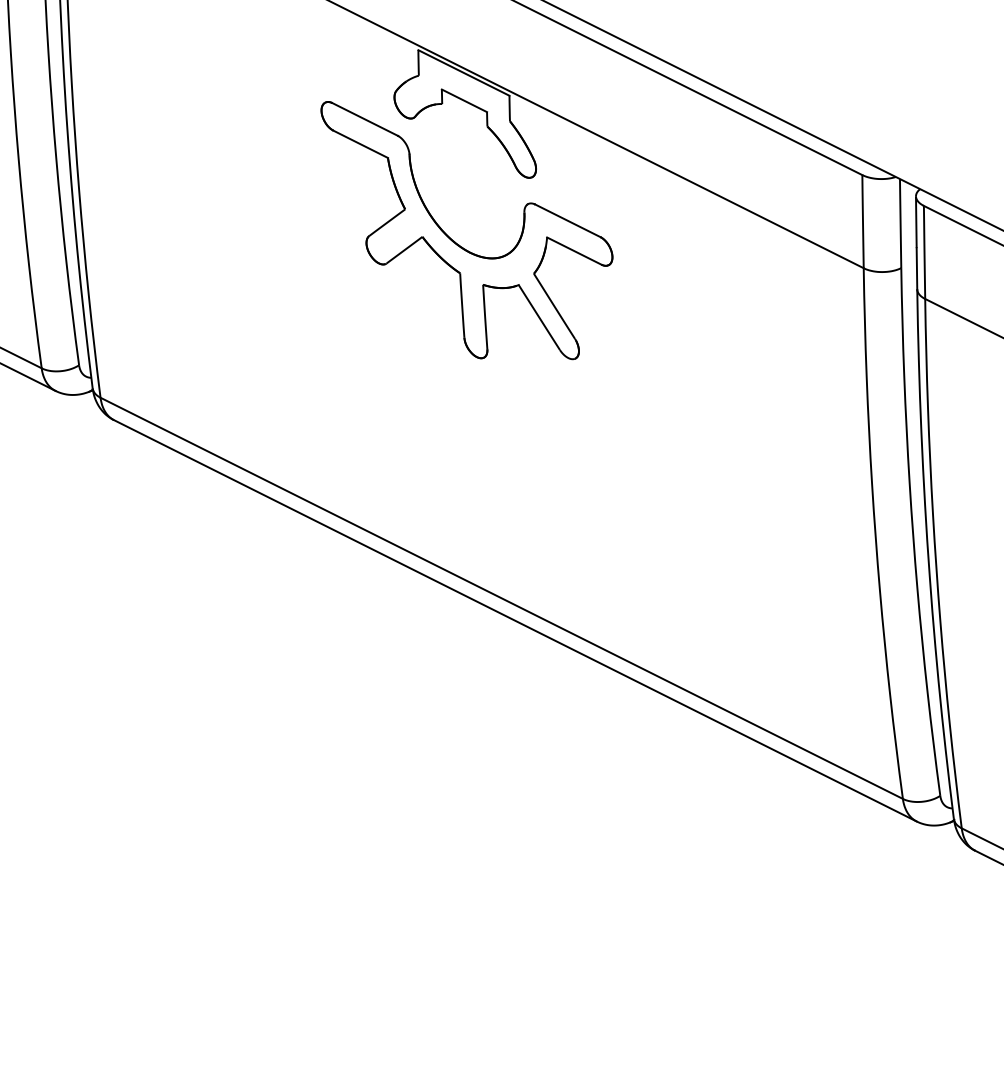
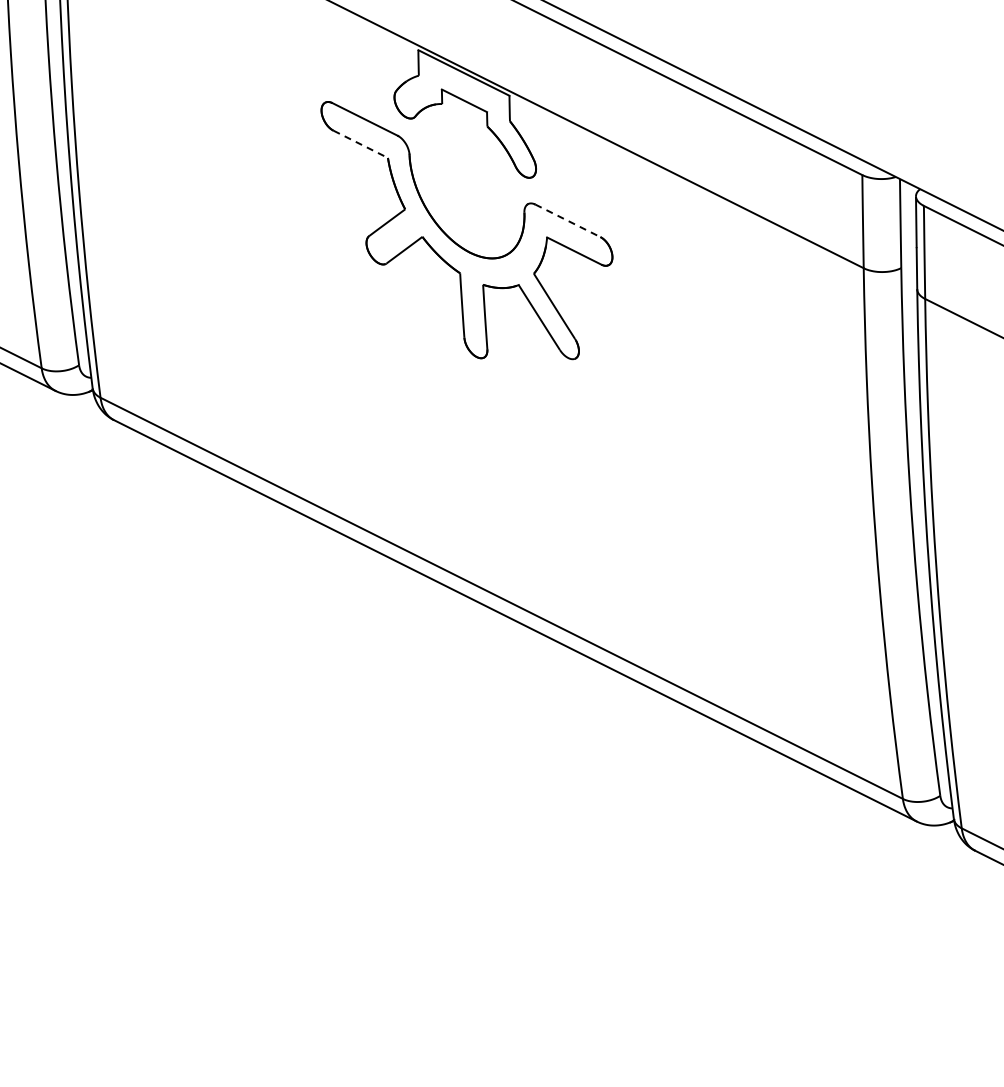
line: solid -> dashed (361, 144)
line: solid -> dashed (568, 221)
